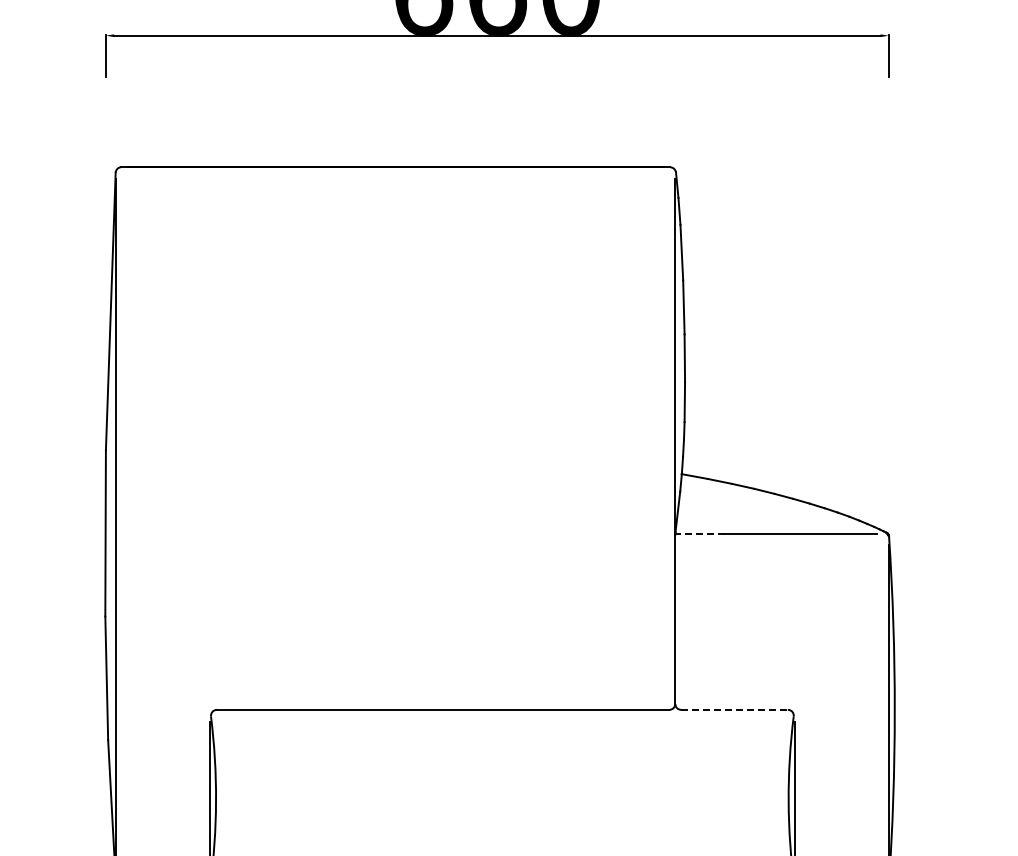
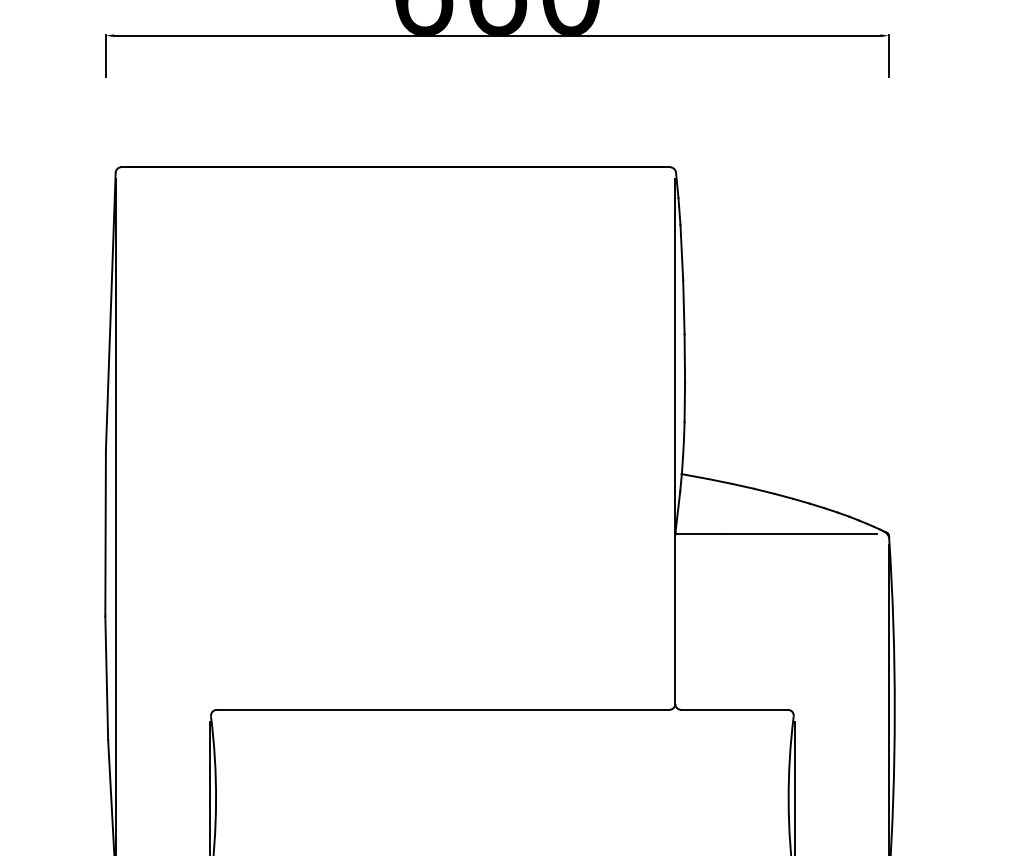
line: dashed -> solid (699, 533)
line: dashed -> solid (735, 709)
